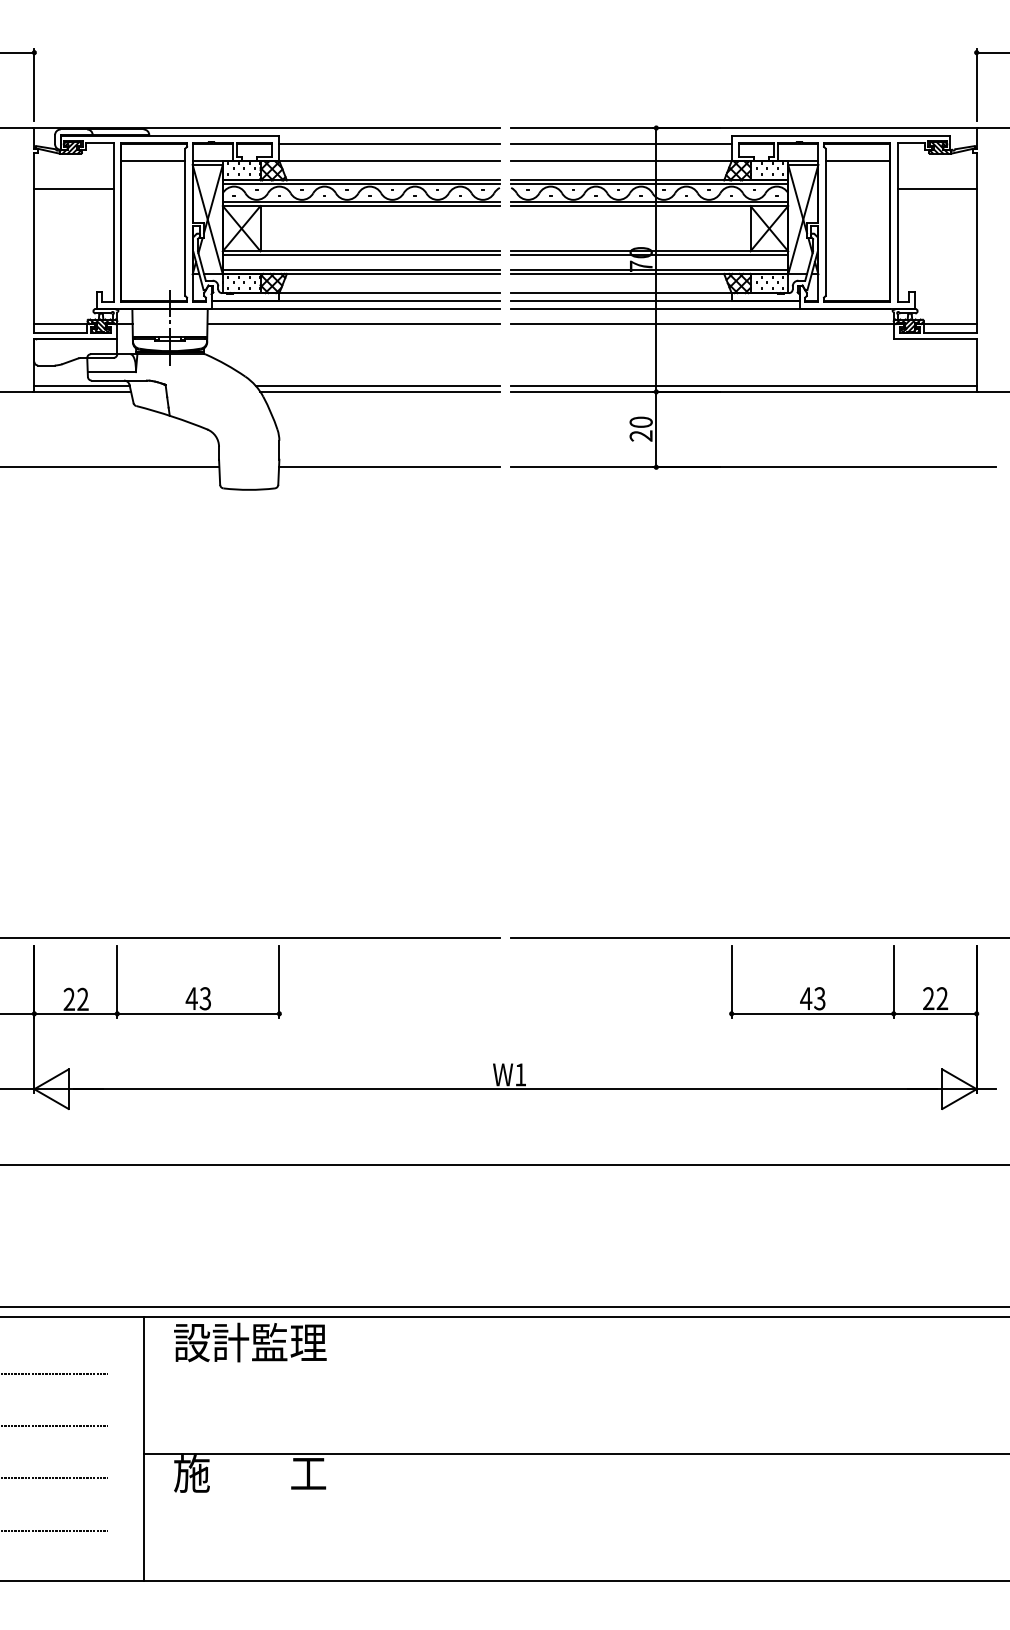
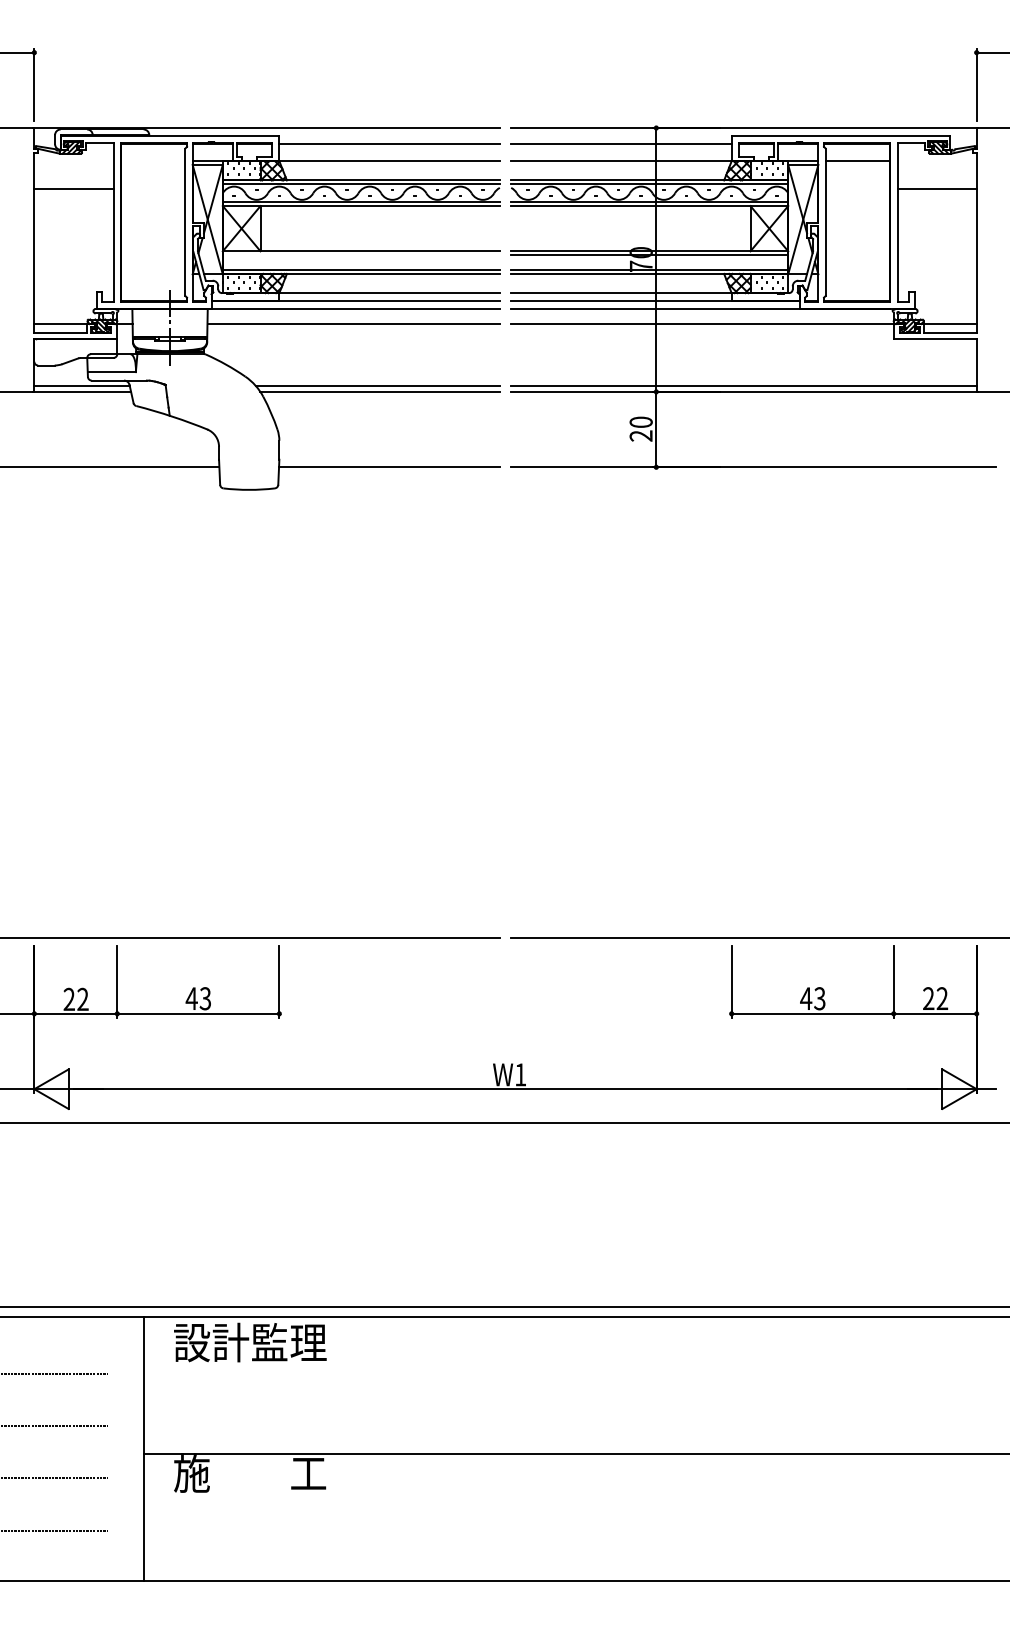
line: present -> none (152, 161)
line: present -> none (360, 255)
line position: (504, 1164) -> (504, 1122) (504, 1122)
